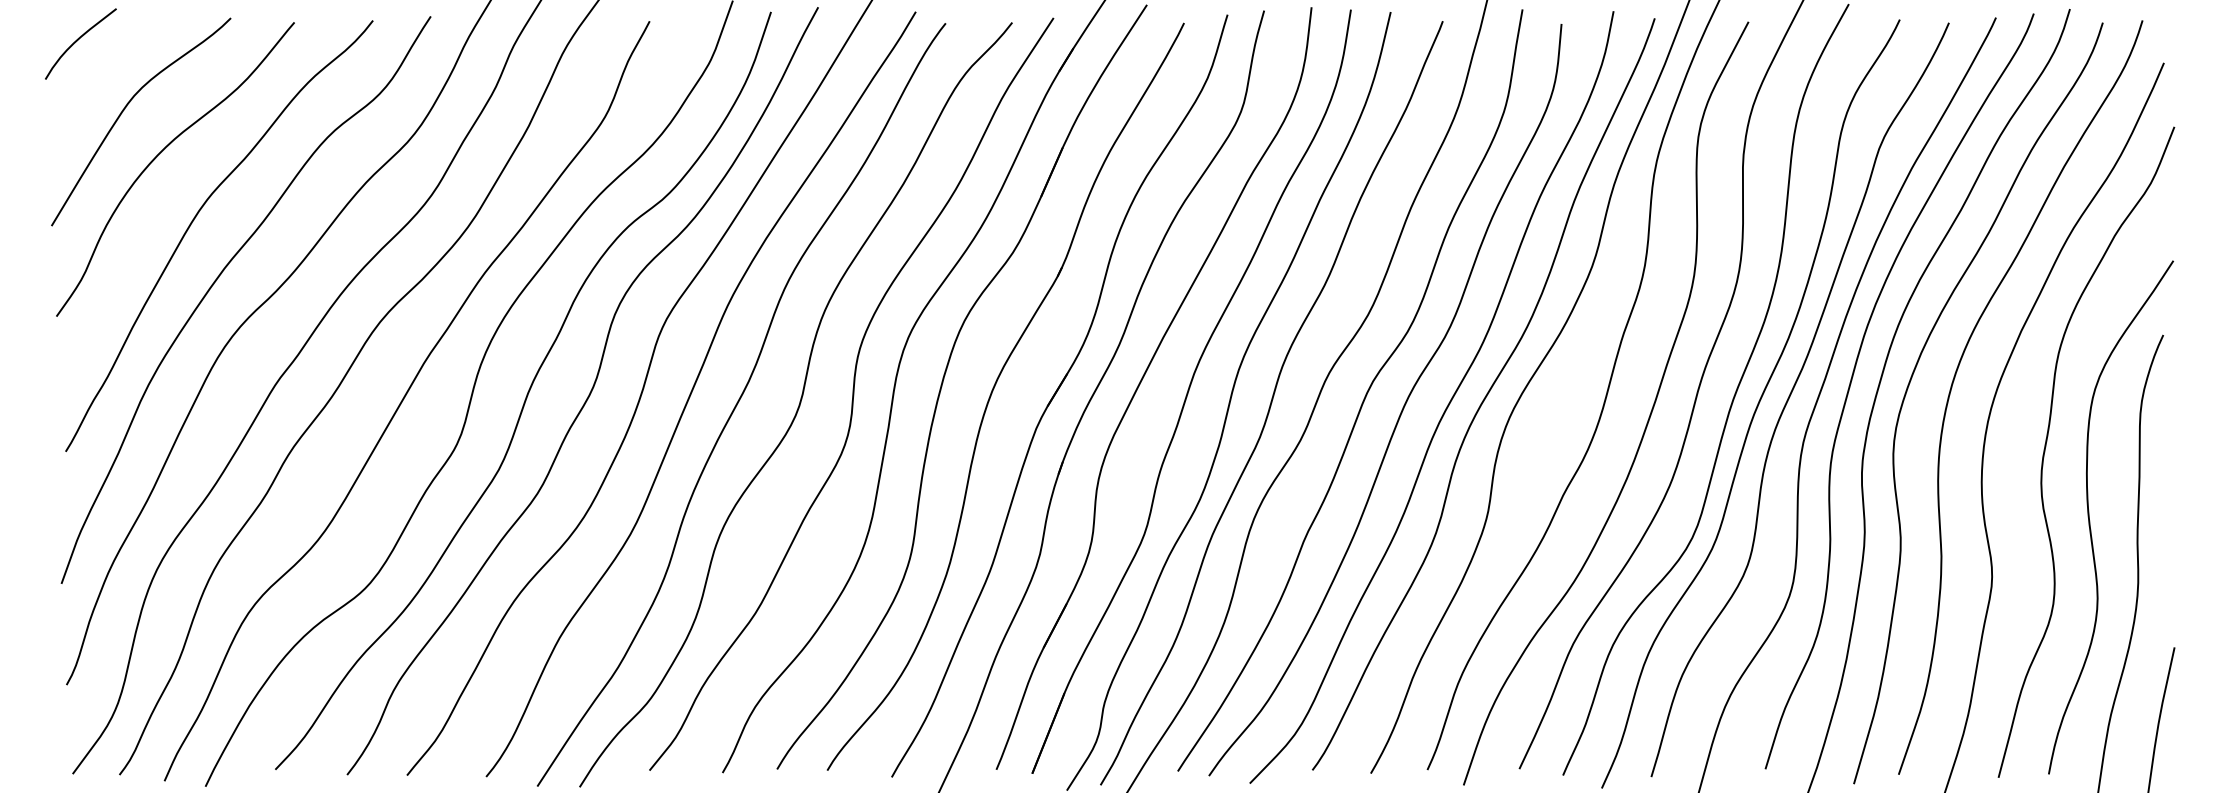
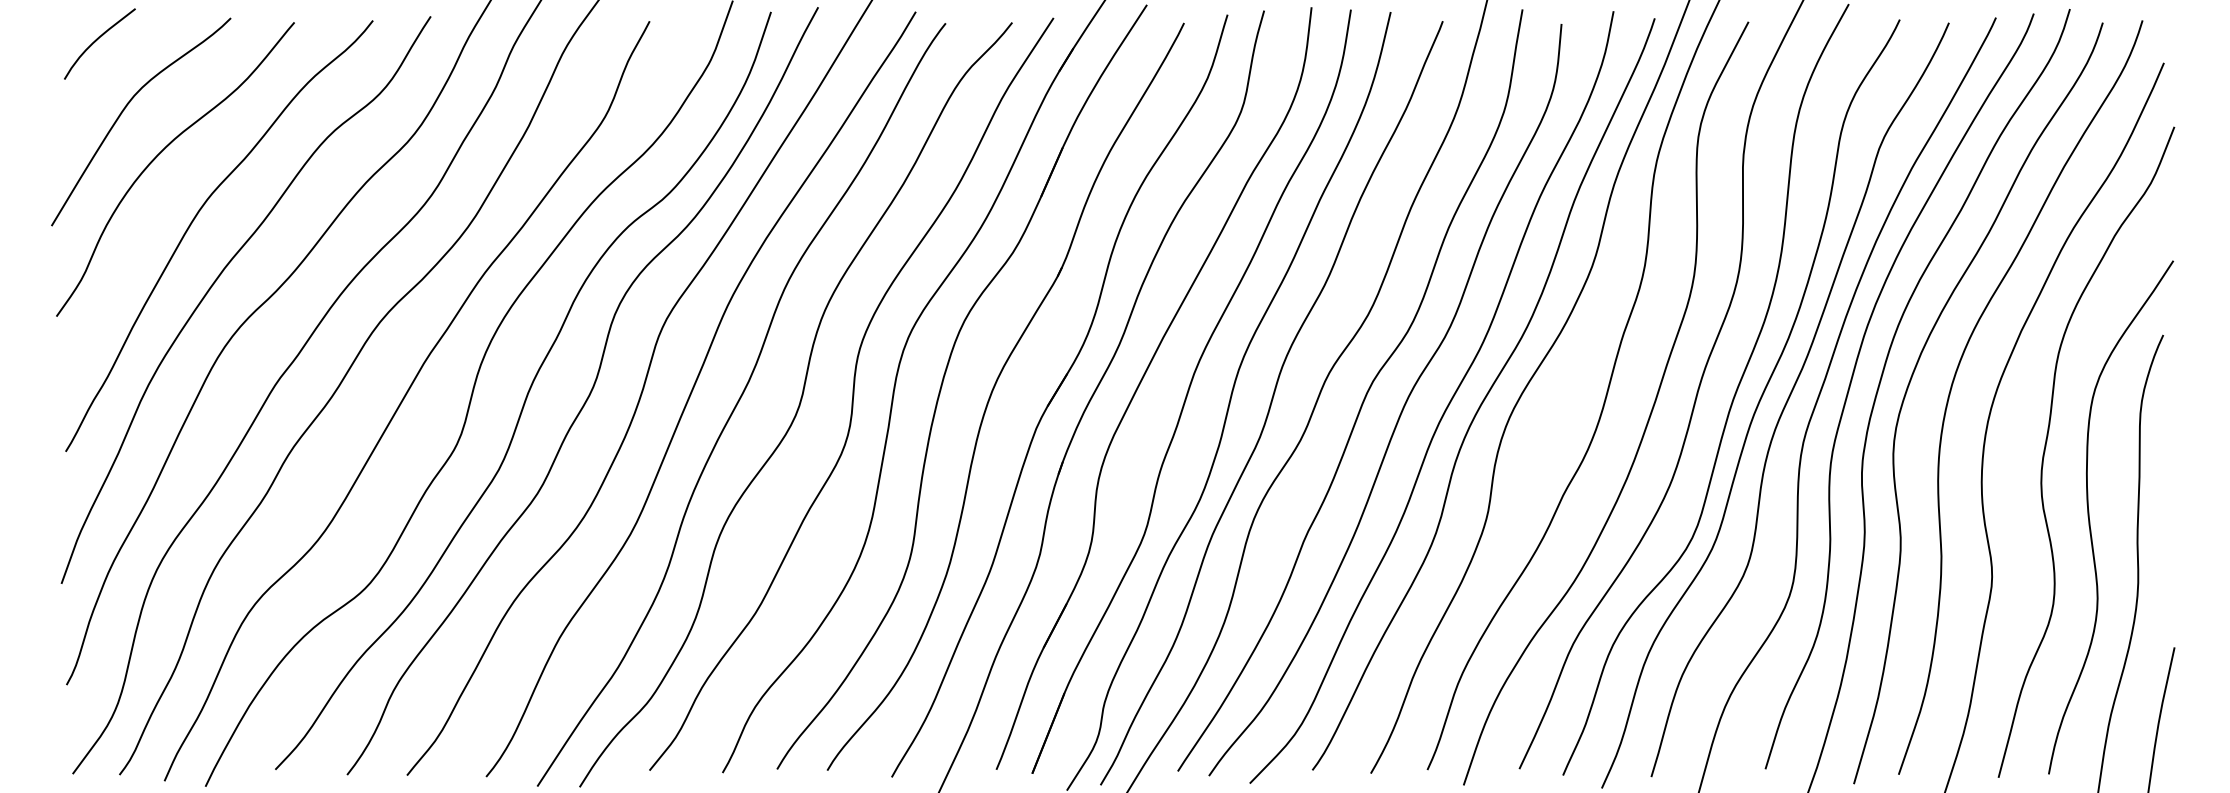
curve position: (78, 40) -> (97, 40) (97, 40)
